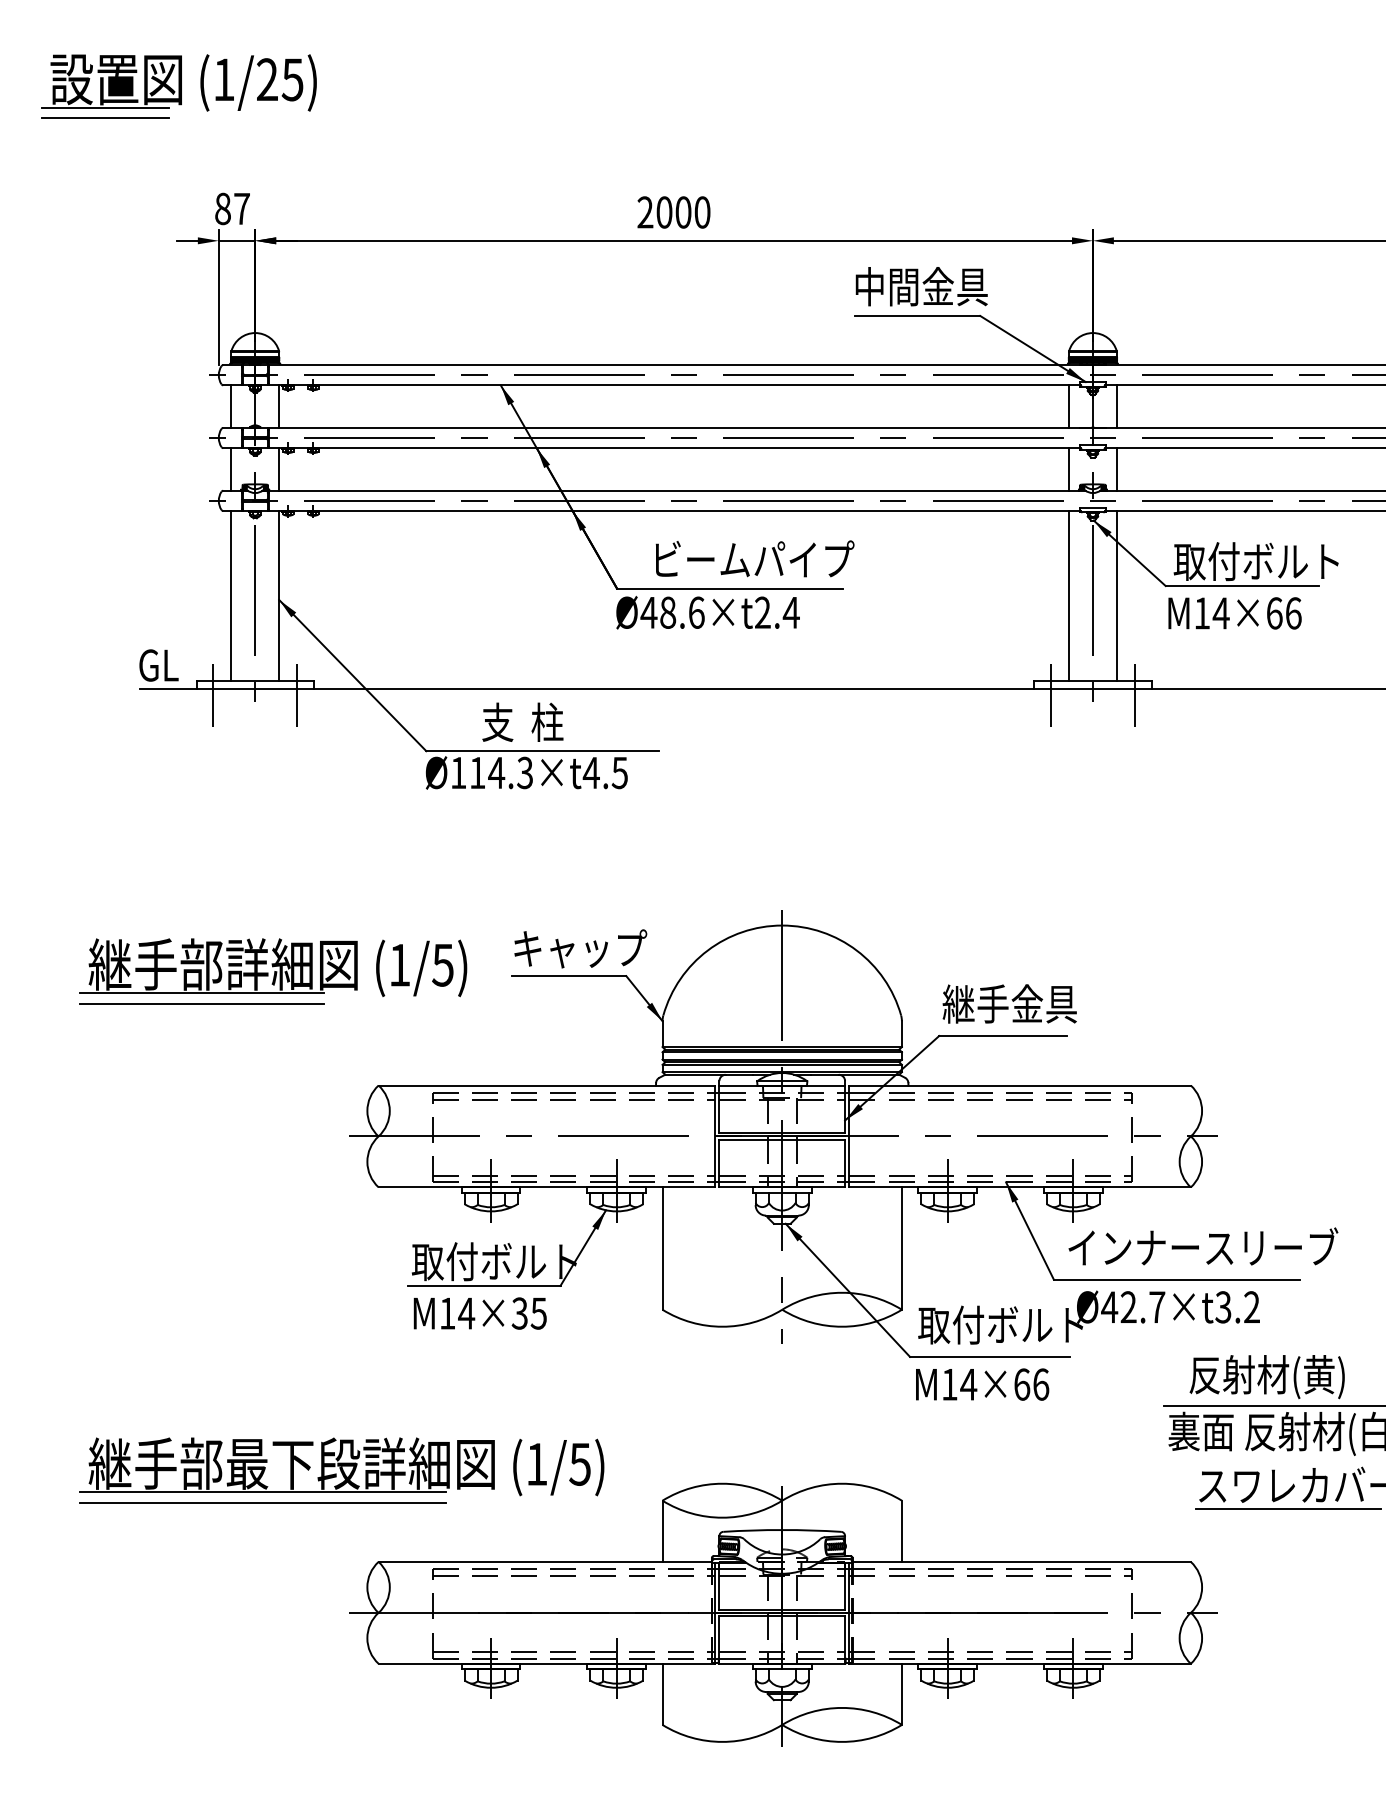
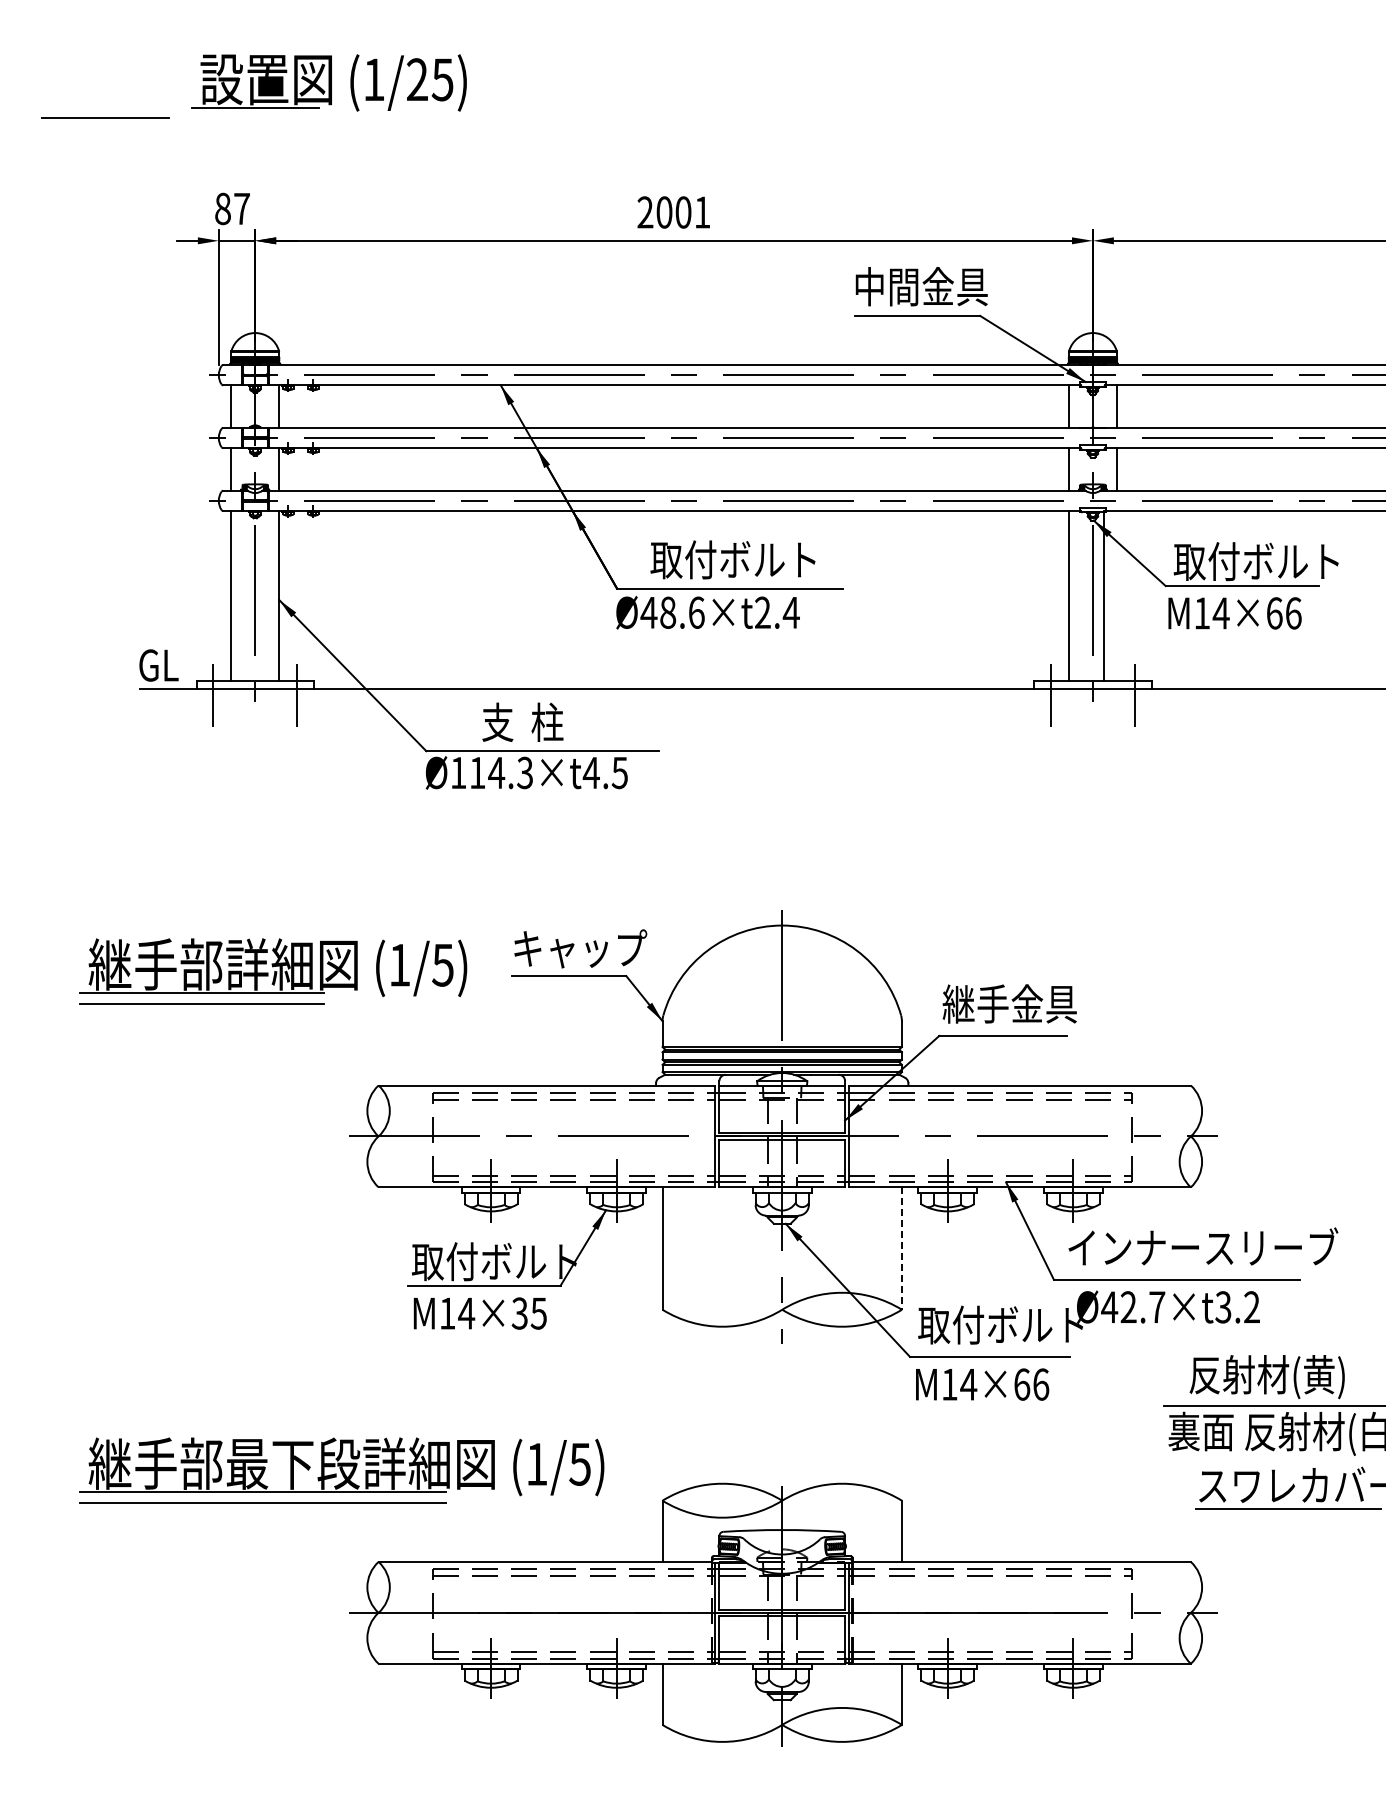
part position: (178, 82) -> (328, 82) (328, 82)
text: 2000 -> 2001 (702, 212)
text: ビームパイプ -> 取付ボルト (752, 559)
line position: (1116, 596) -> (1103, 596) (1103, 596)
line: solid -> dashed (901, 1249)
